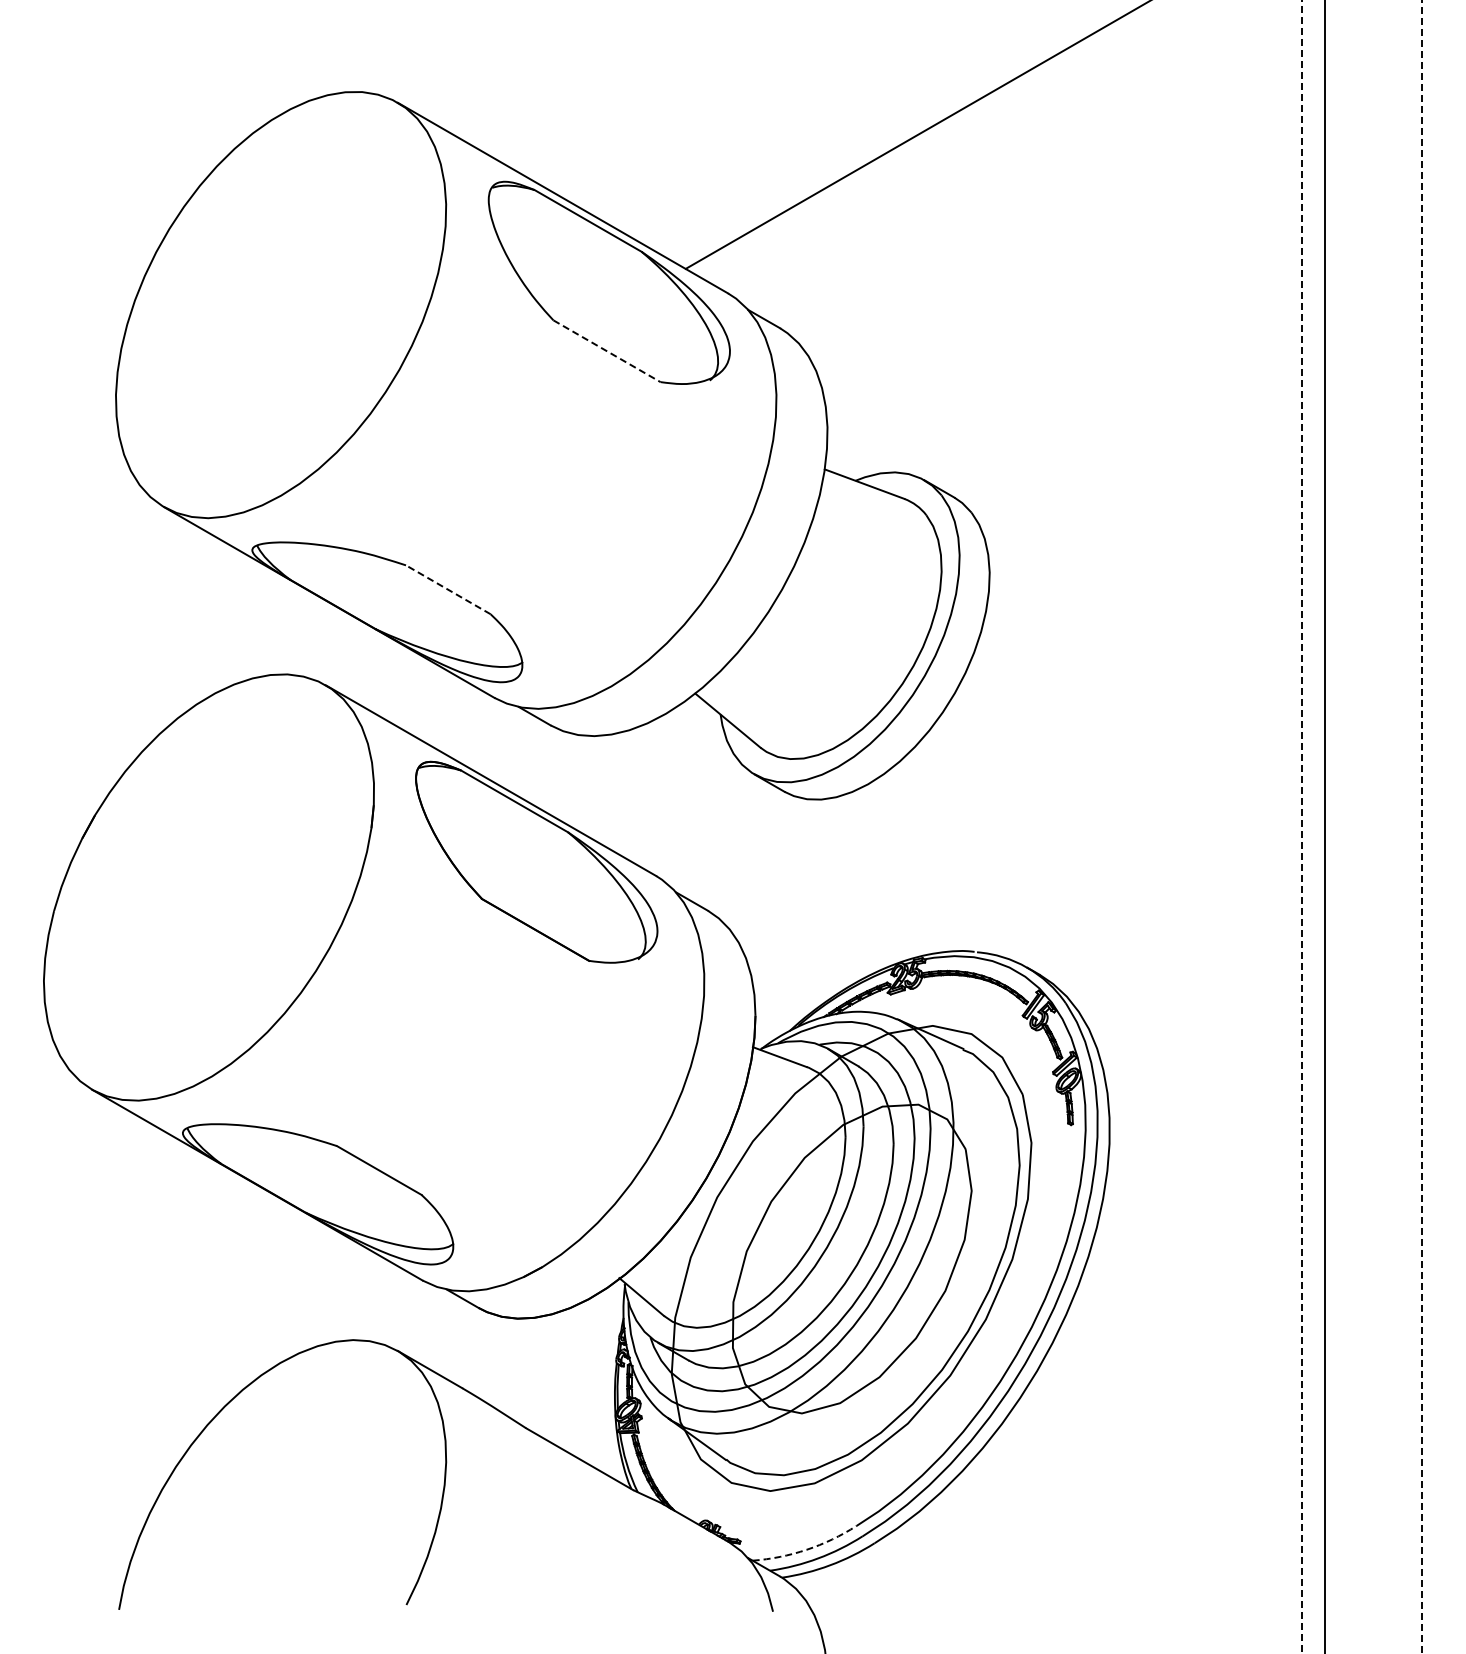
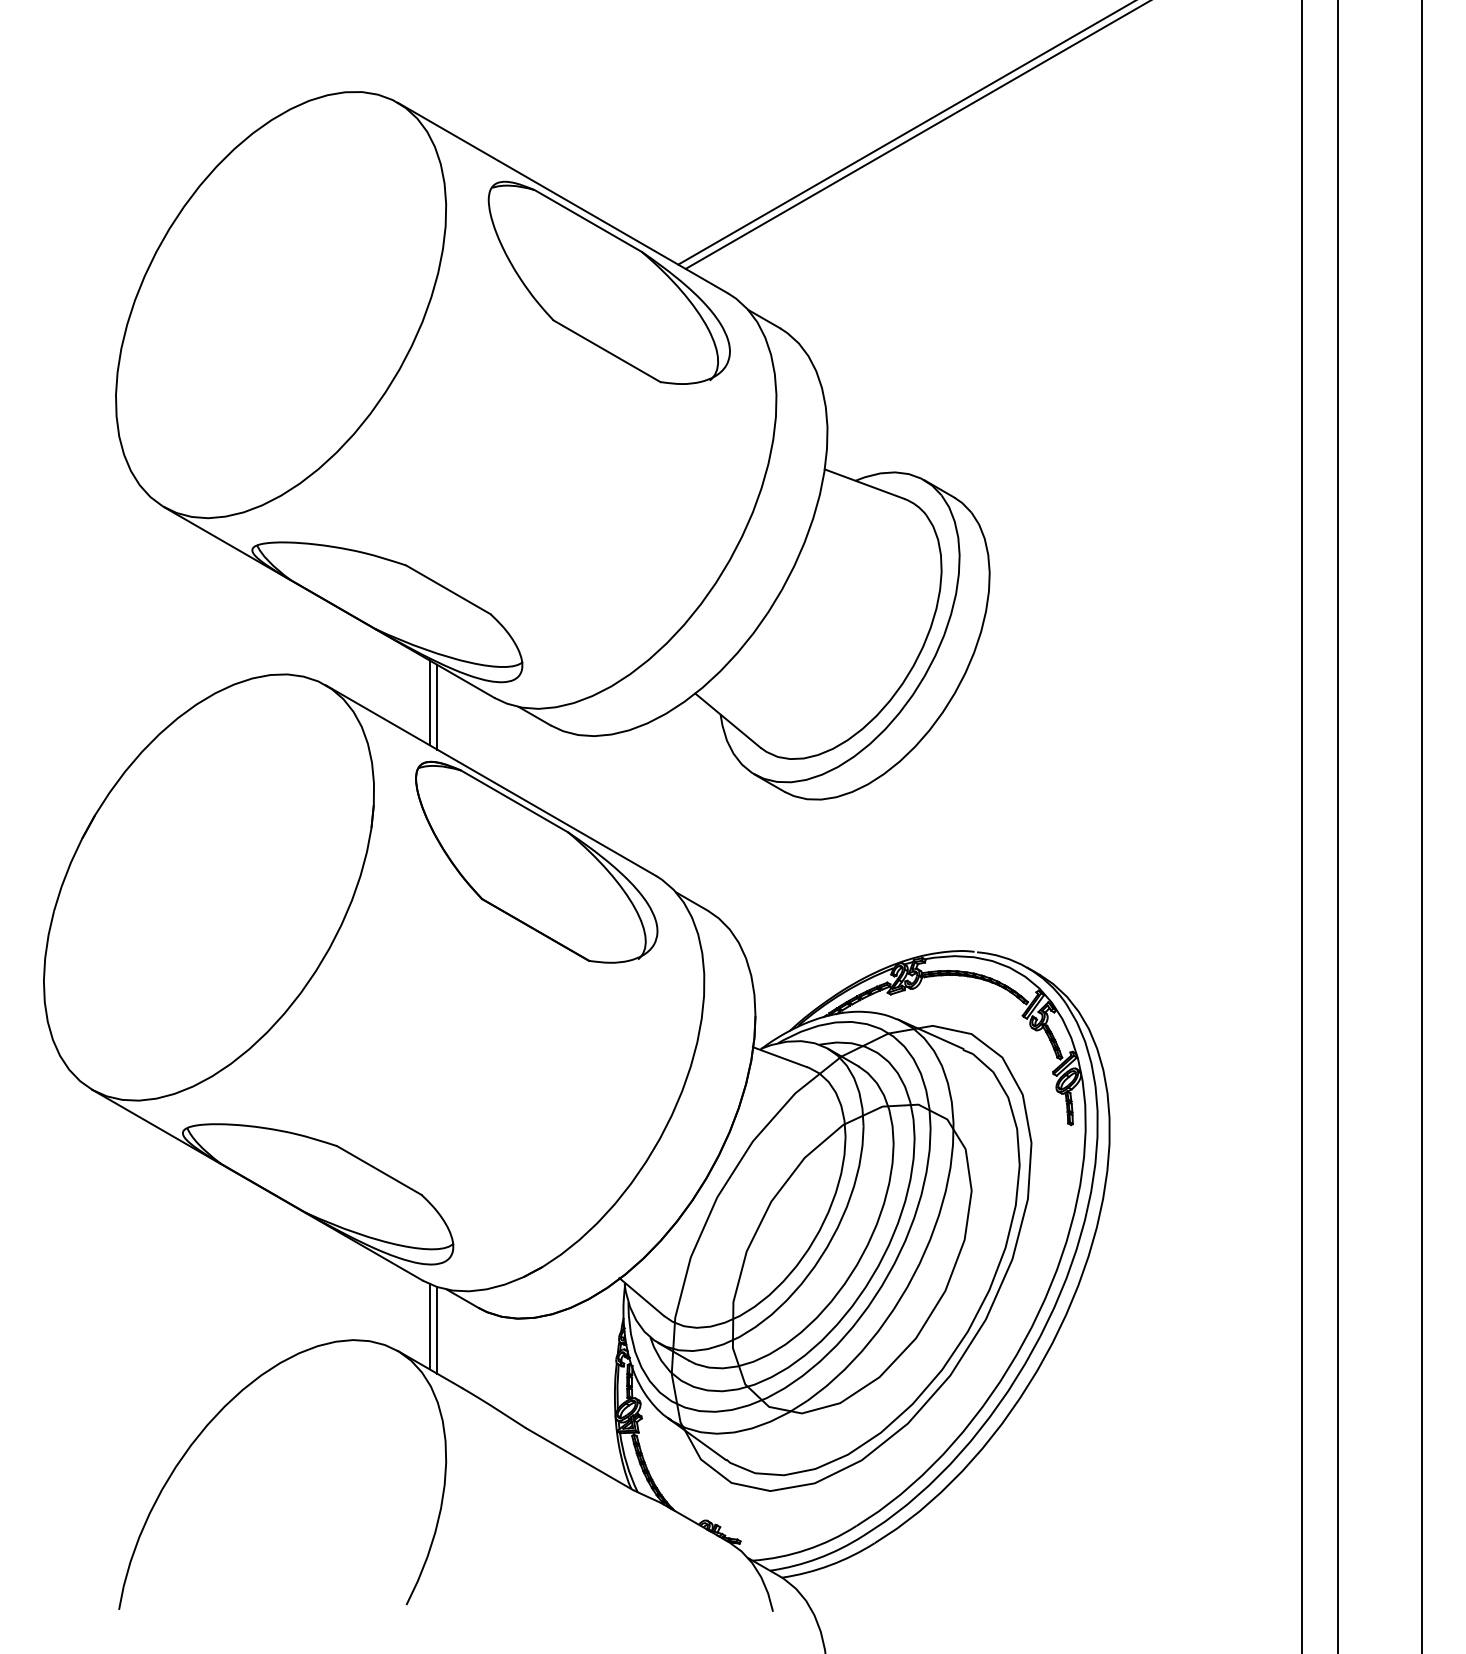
line: none -> present (905, 133)
line: dashed -> solid (607, 351)
line: dashed -> solid (448, 589)
line: none -> present (429, 702)
line: none -> present (437, 706)
line: dashed -> solid (1302, 826)
line position: (1325, 826) -> (1338, 826) (1338, 826)
line: dashed -> solid (1422, 827)
line: none -> present (429, 1326)
line: none -> present (437, 1330)
arc: dashed -> solid (806, 1549)
